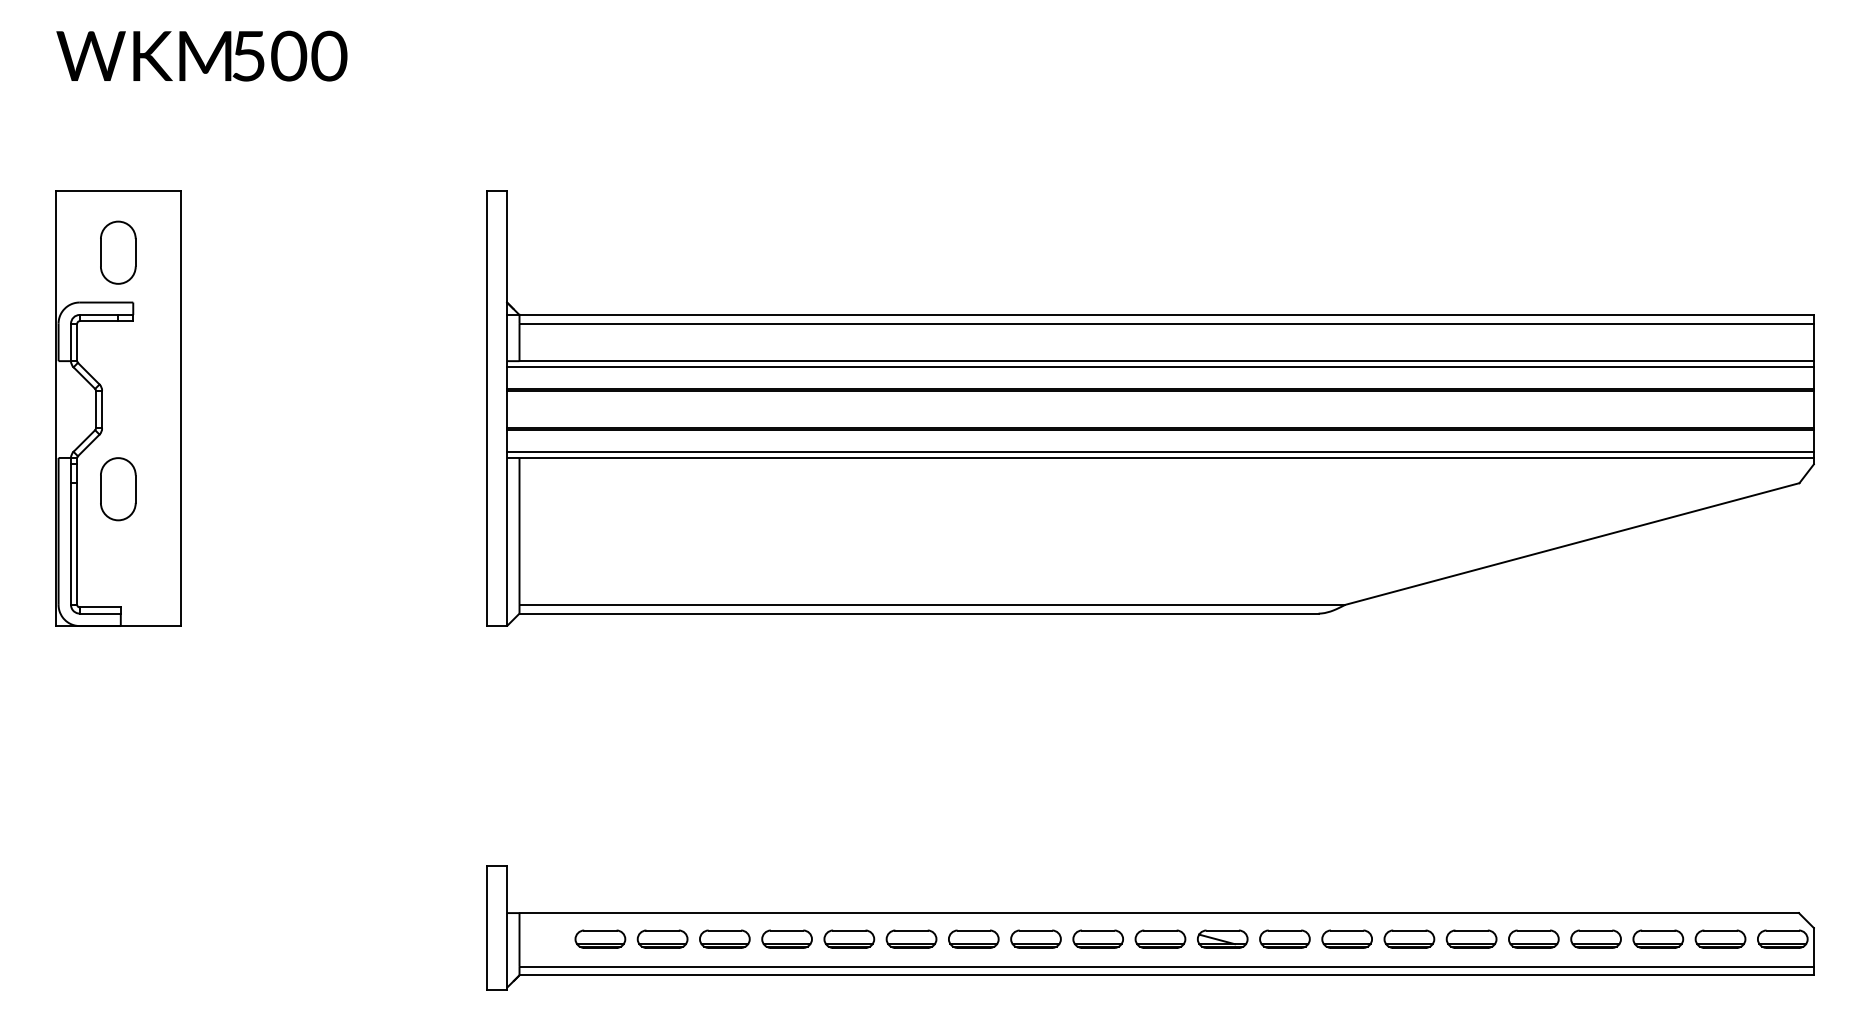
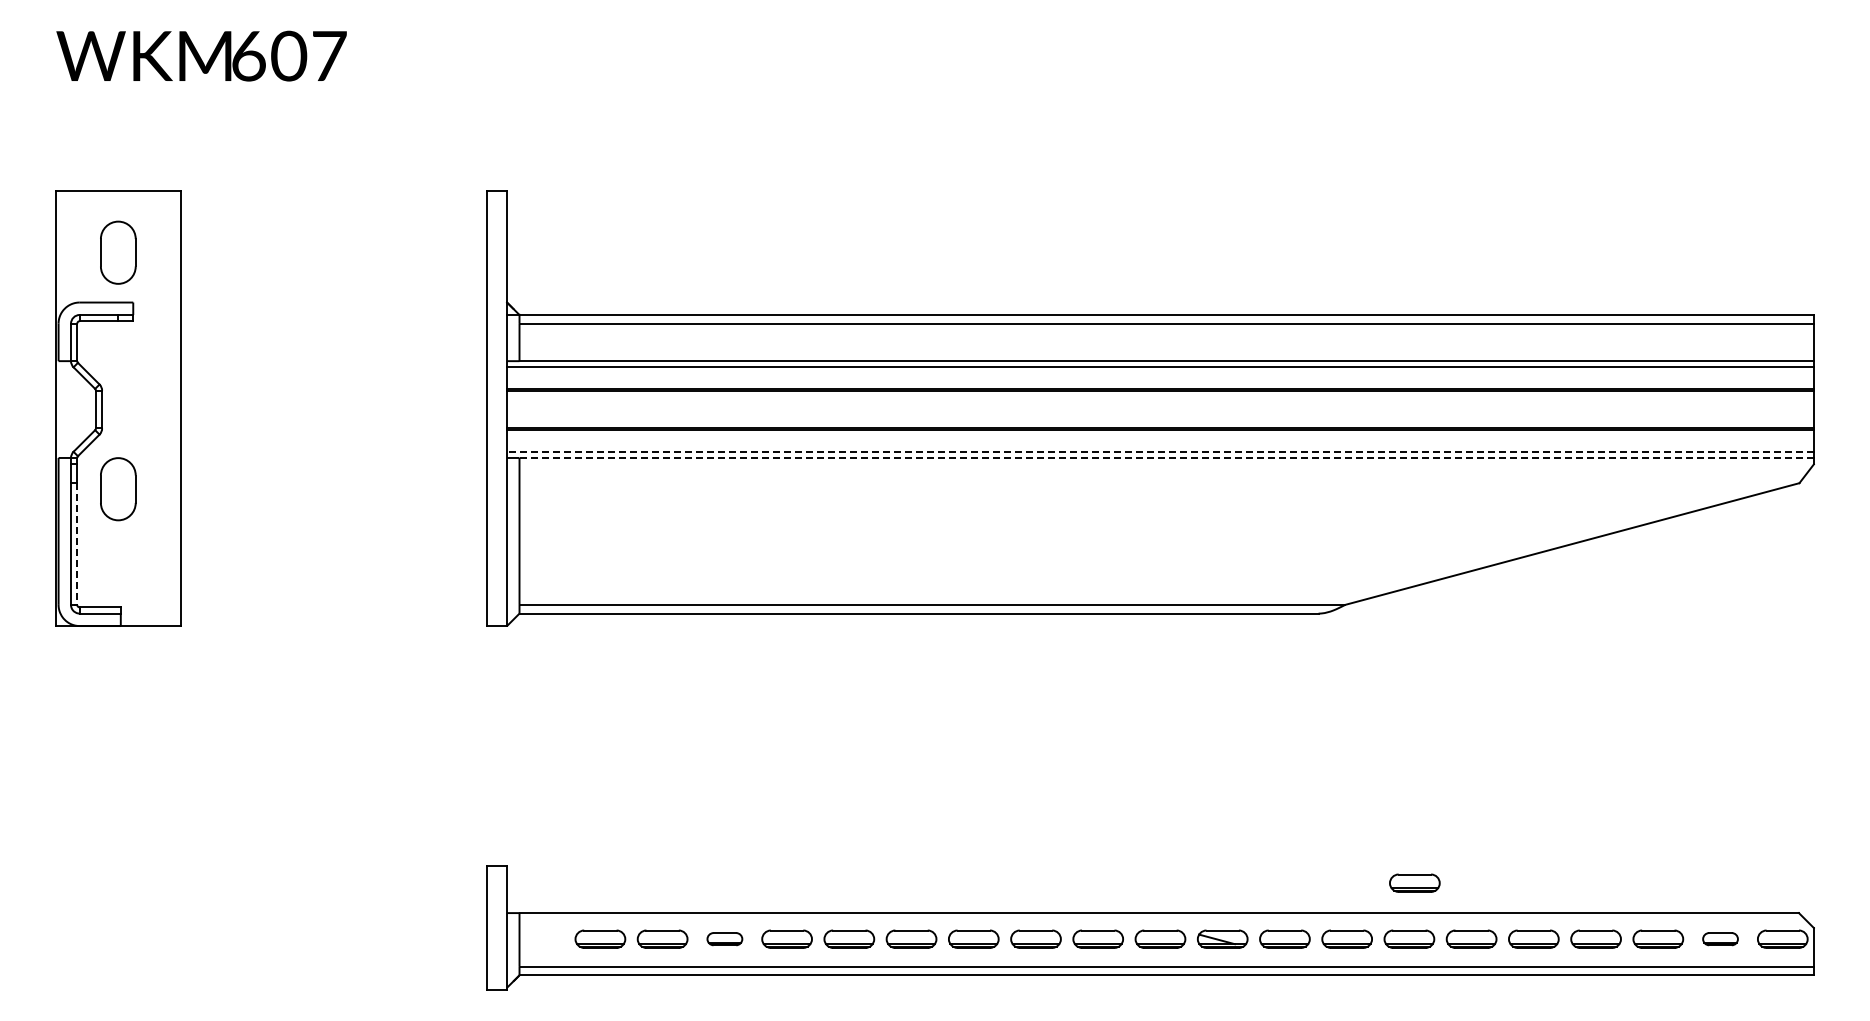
text: 500 -> 607 (289, 55)
line: solid -> dashed (1159, 451)
line: solid -> dashed (1166, 457)
line: solid -> dashed (77, 544)
part: none -> present (1414, 882)
part size: 52x20 px -> 38x15 px (724, 939)
part size: 53x20 px -> 37x15 px (1720, 939)
